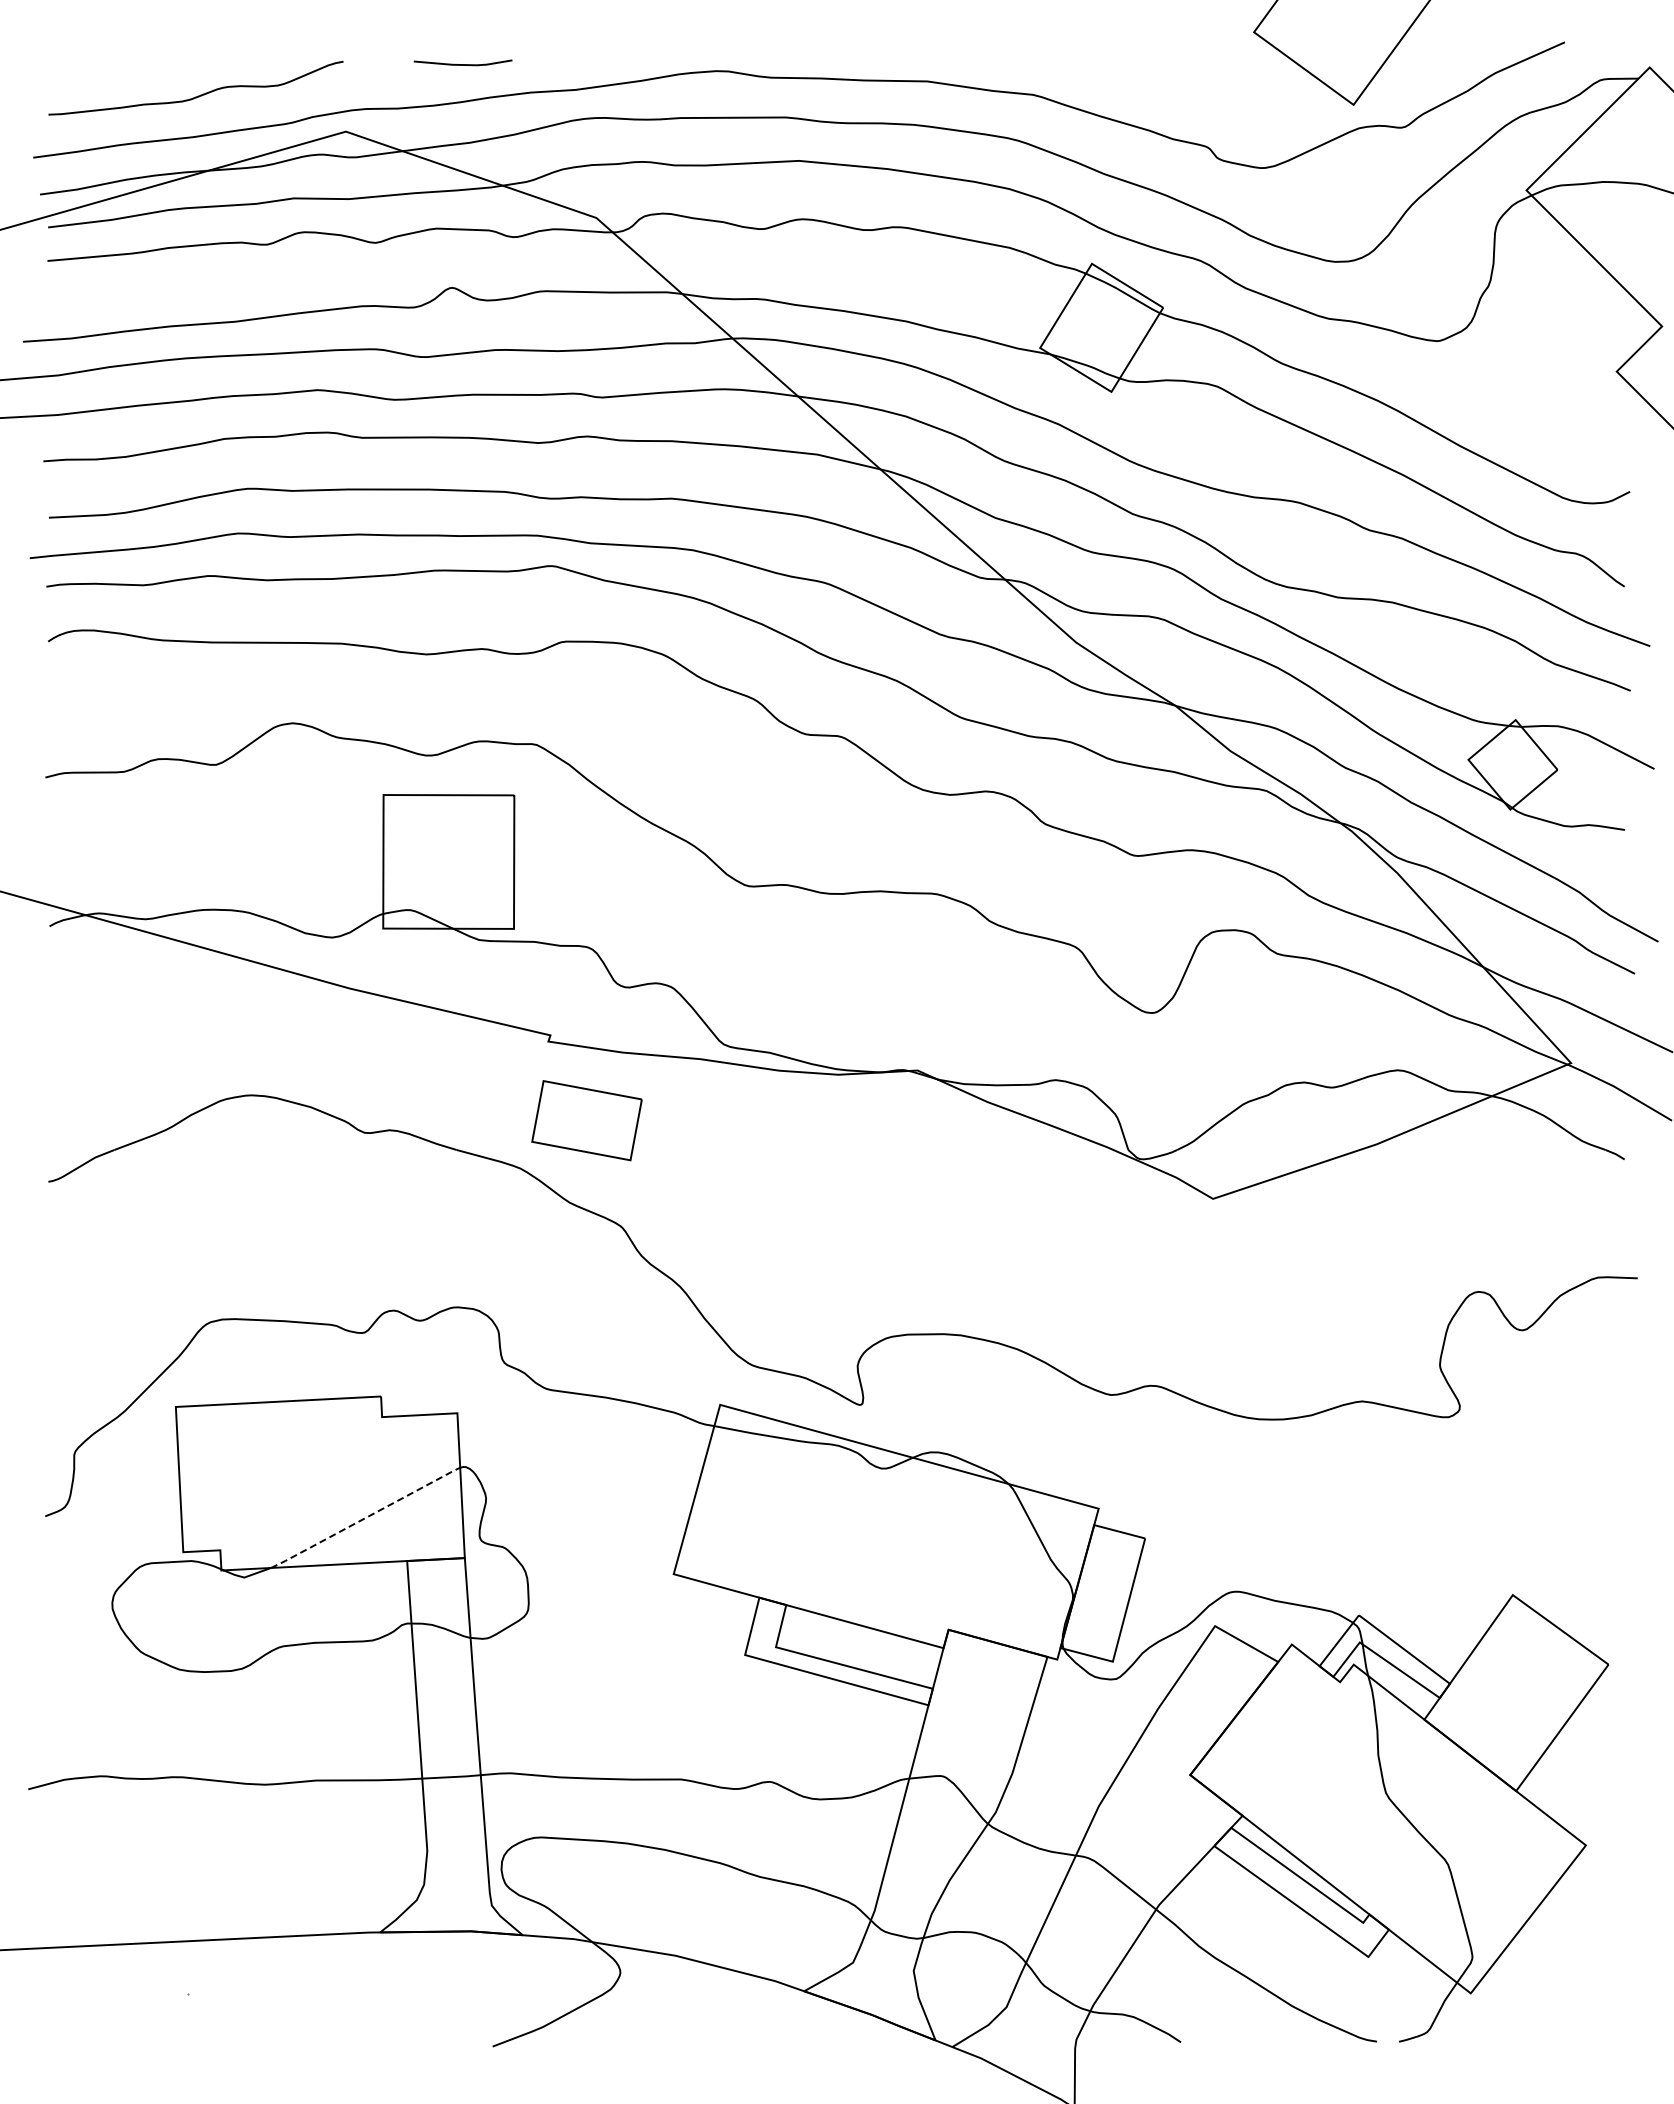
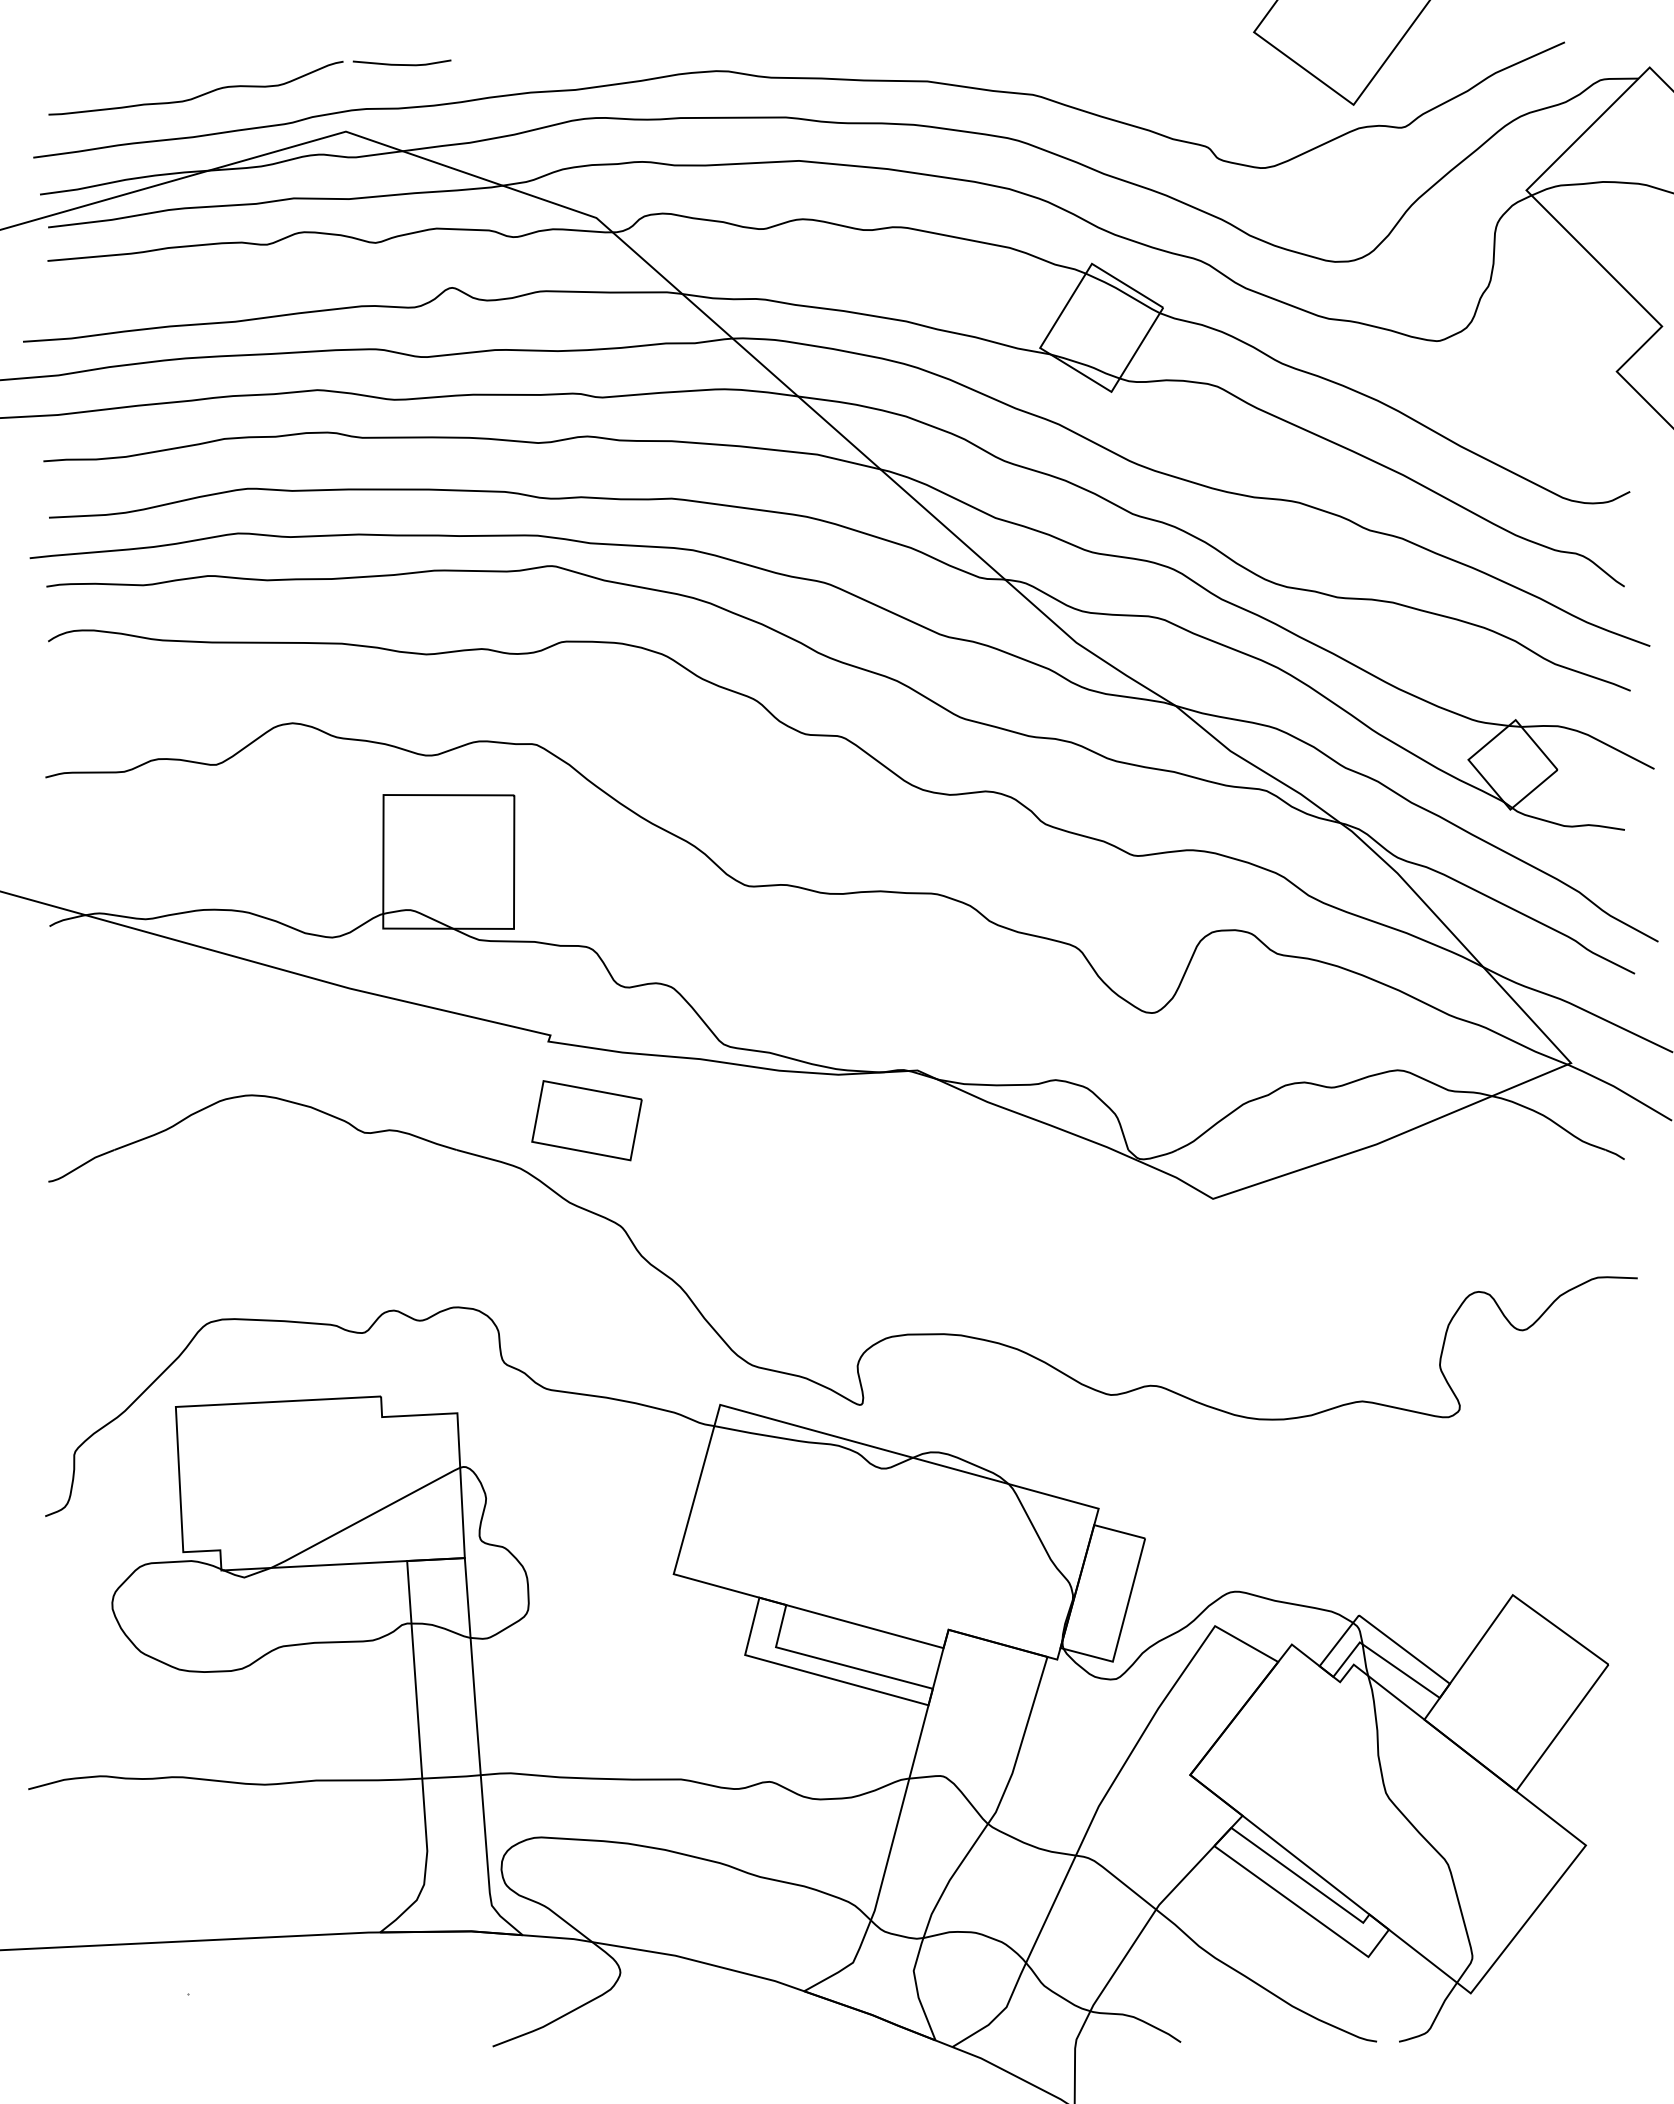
line position: (462, 64) -> (401, 64) (401, 64)
line: dashed -> solid (366, 1517)
